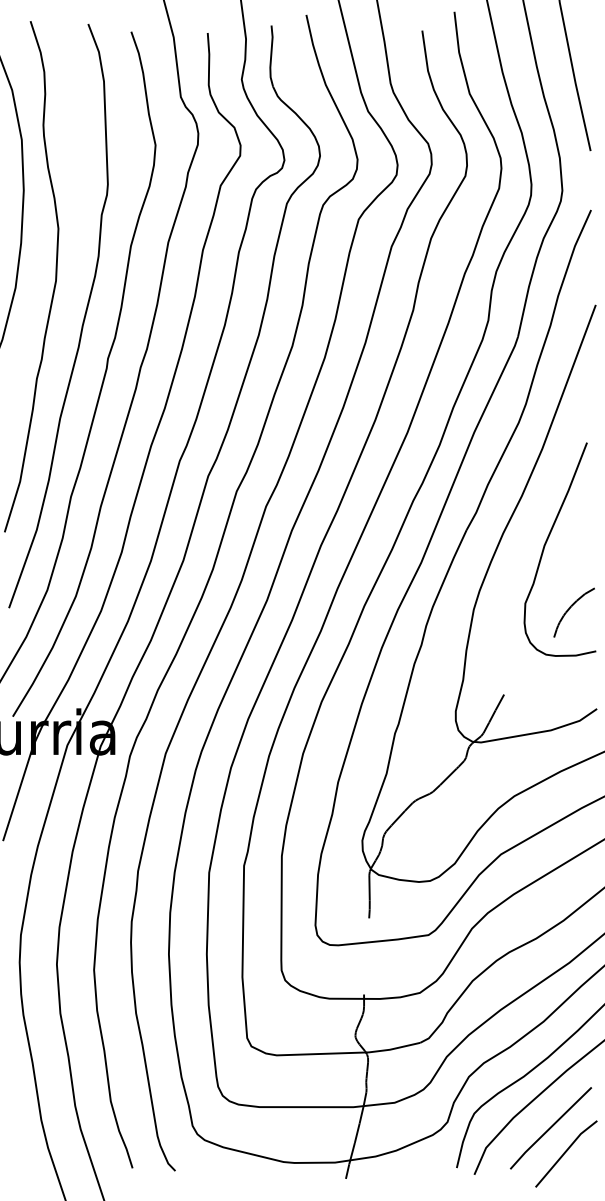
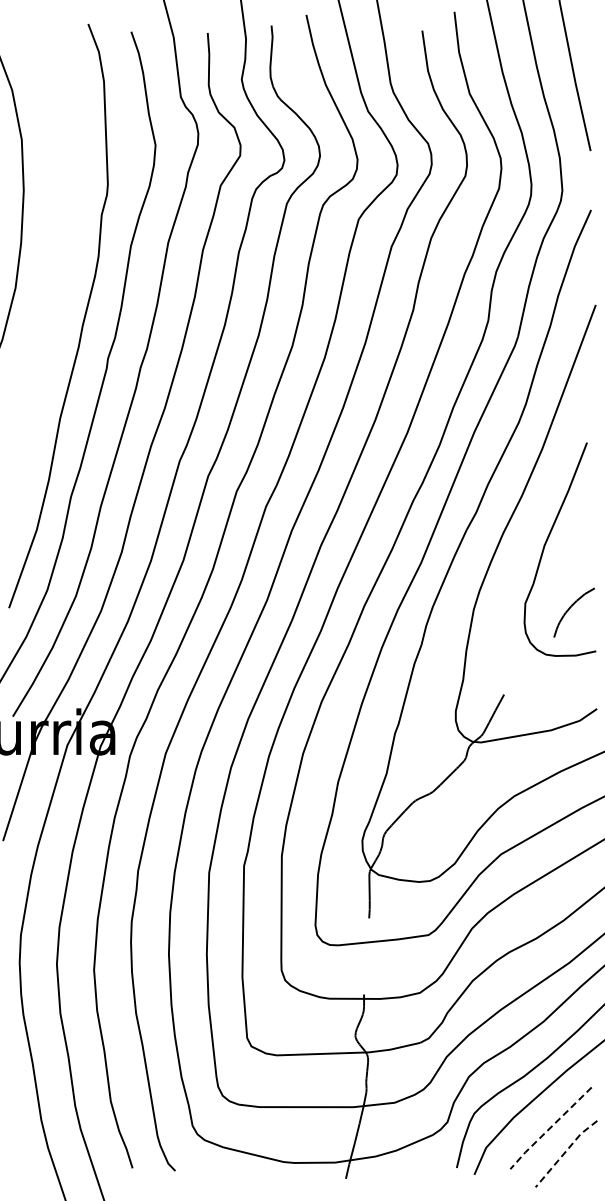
curve: present -> none (54, 282)
line: solid -> dashed (549, 1128)
line: solid -> dashed (564, 1152)
